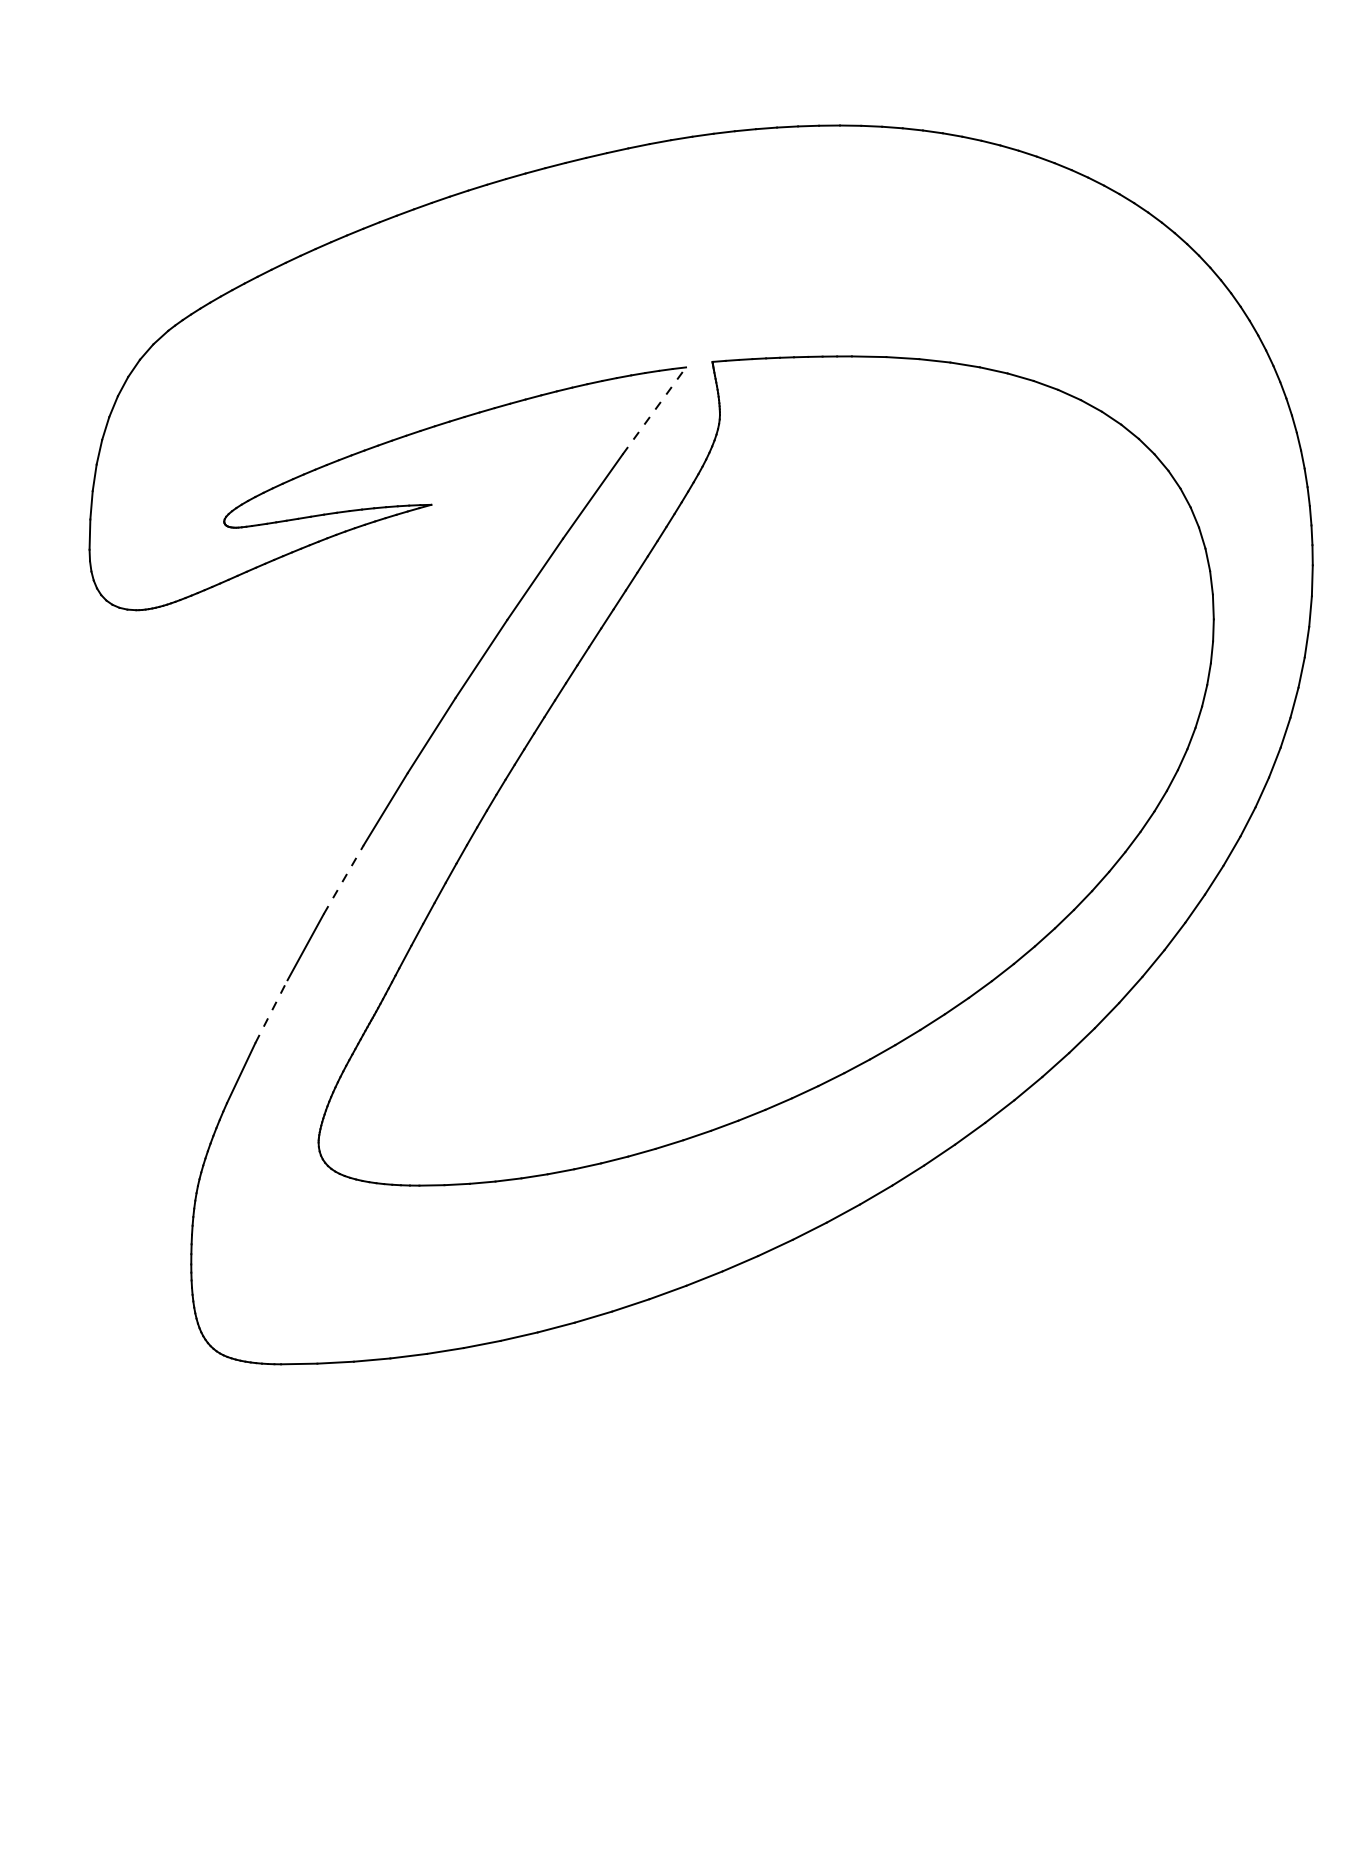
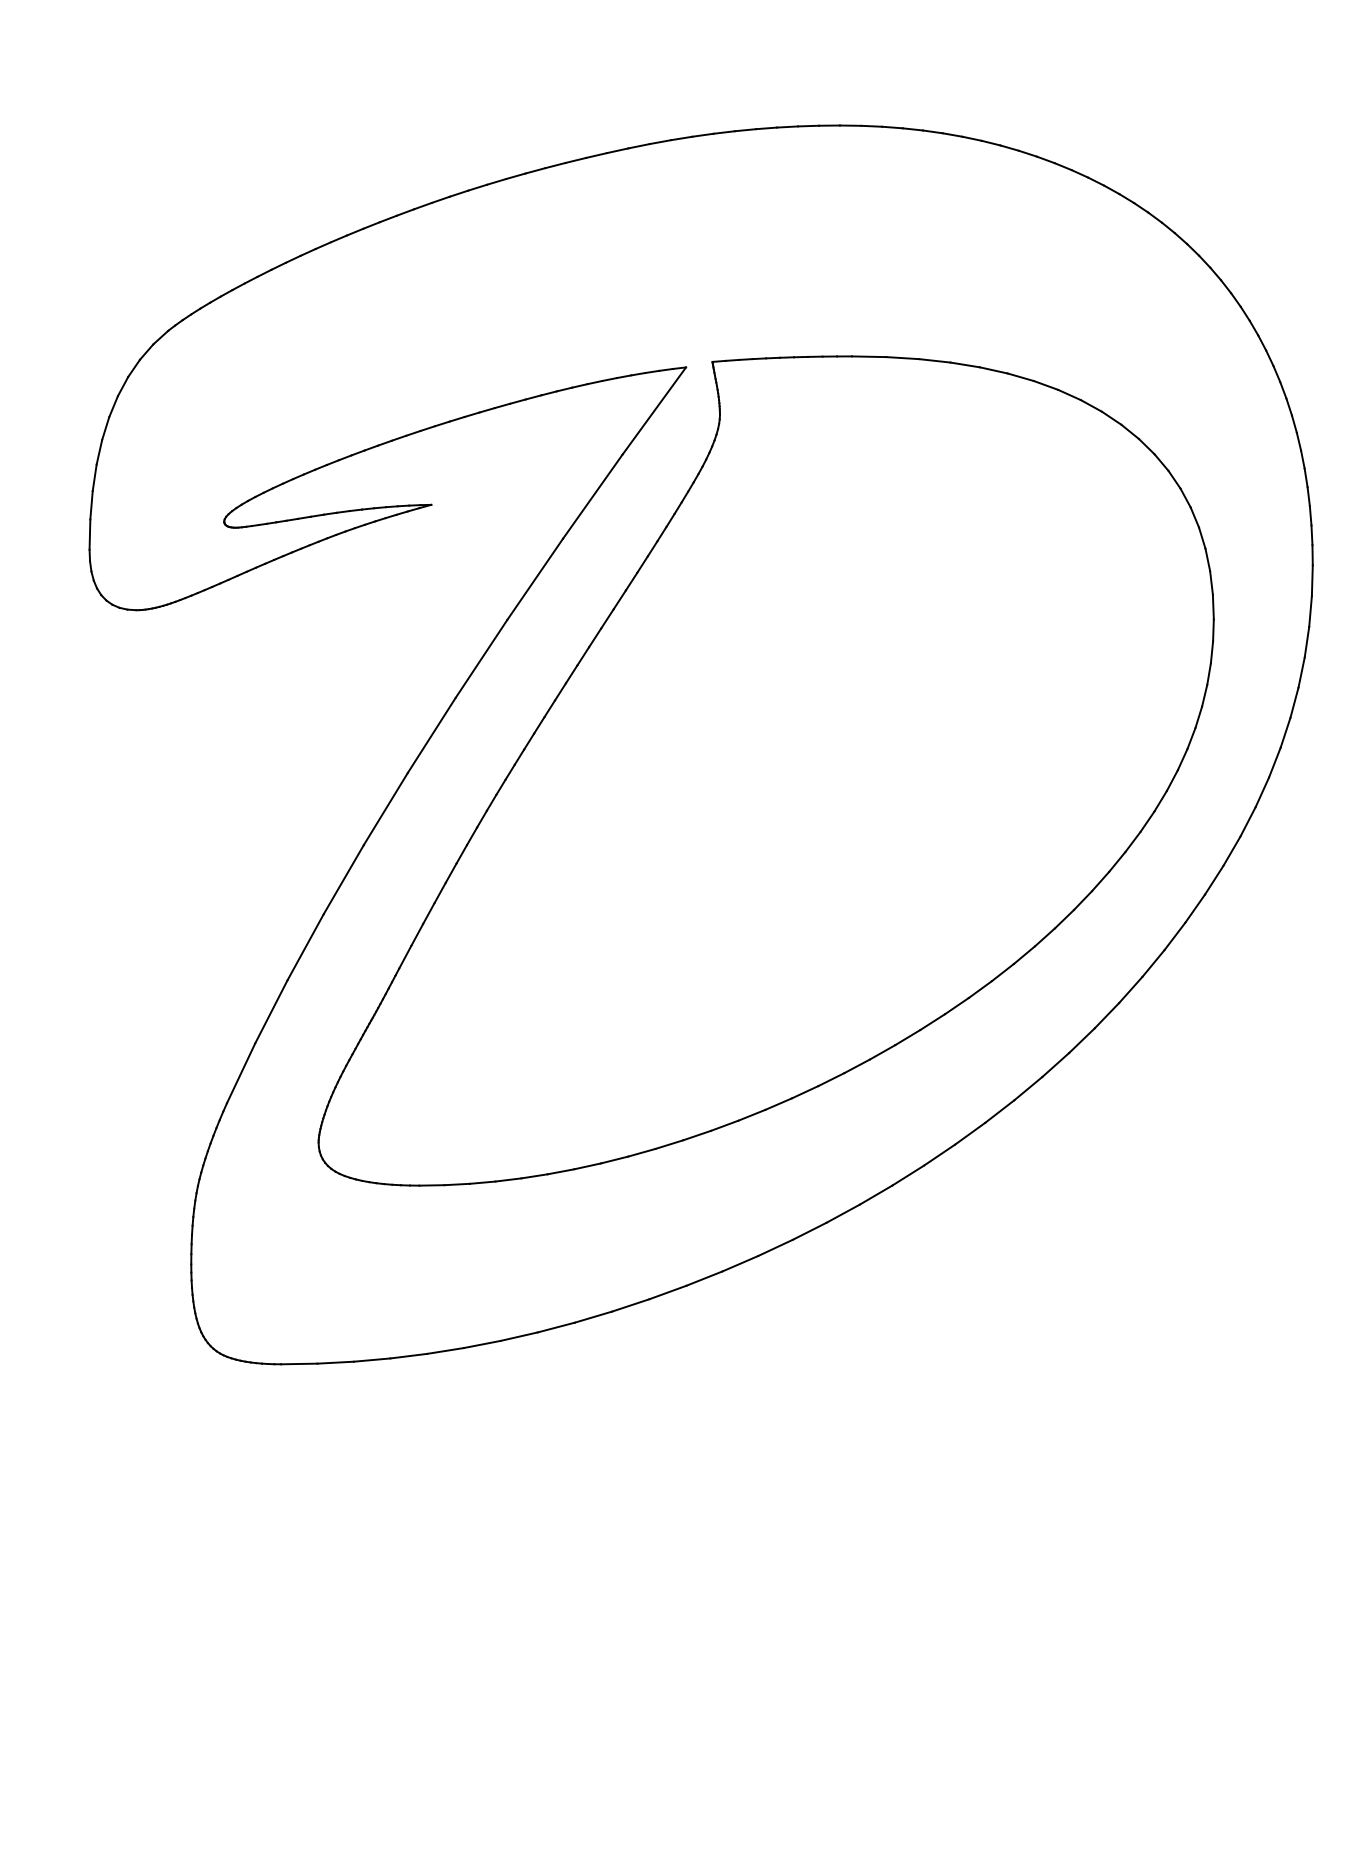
line: dashed -> solid (654, 411)
line: dashed -> solid (343, 879)
line: dashed -> solid (271, 1011)
